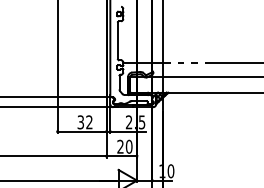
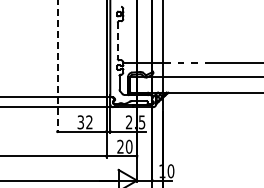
line: solid -> dashed (117, 40)
line: solid -> dashed (57, 67)
